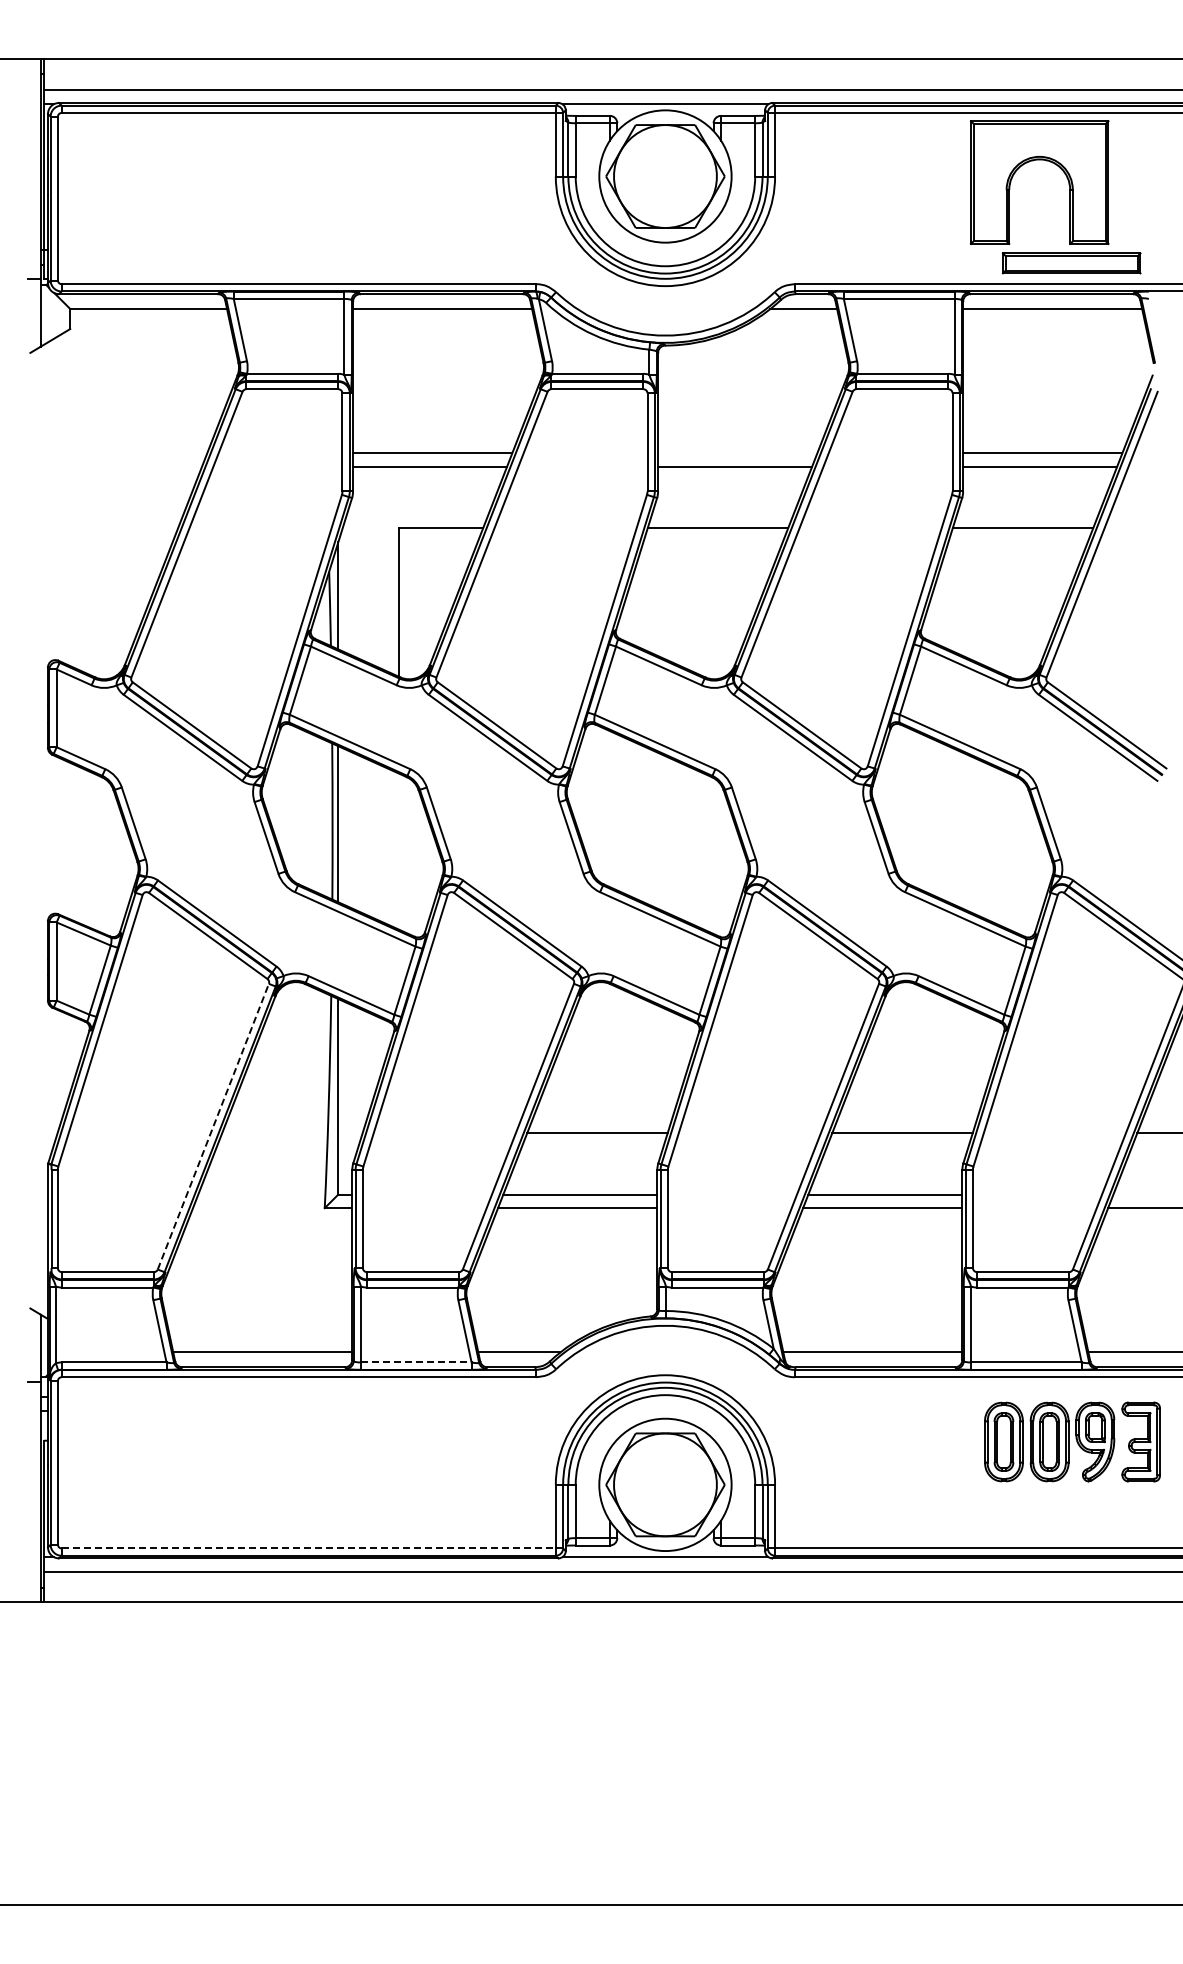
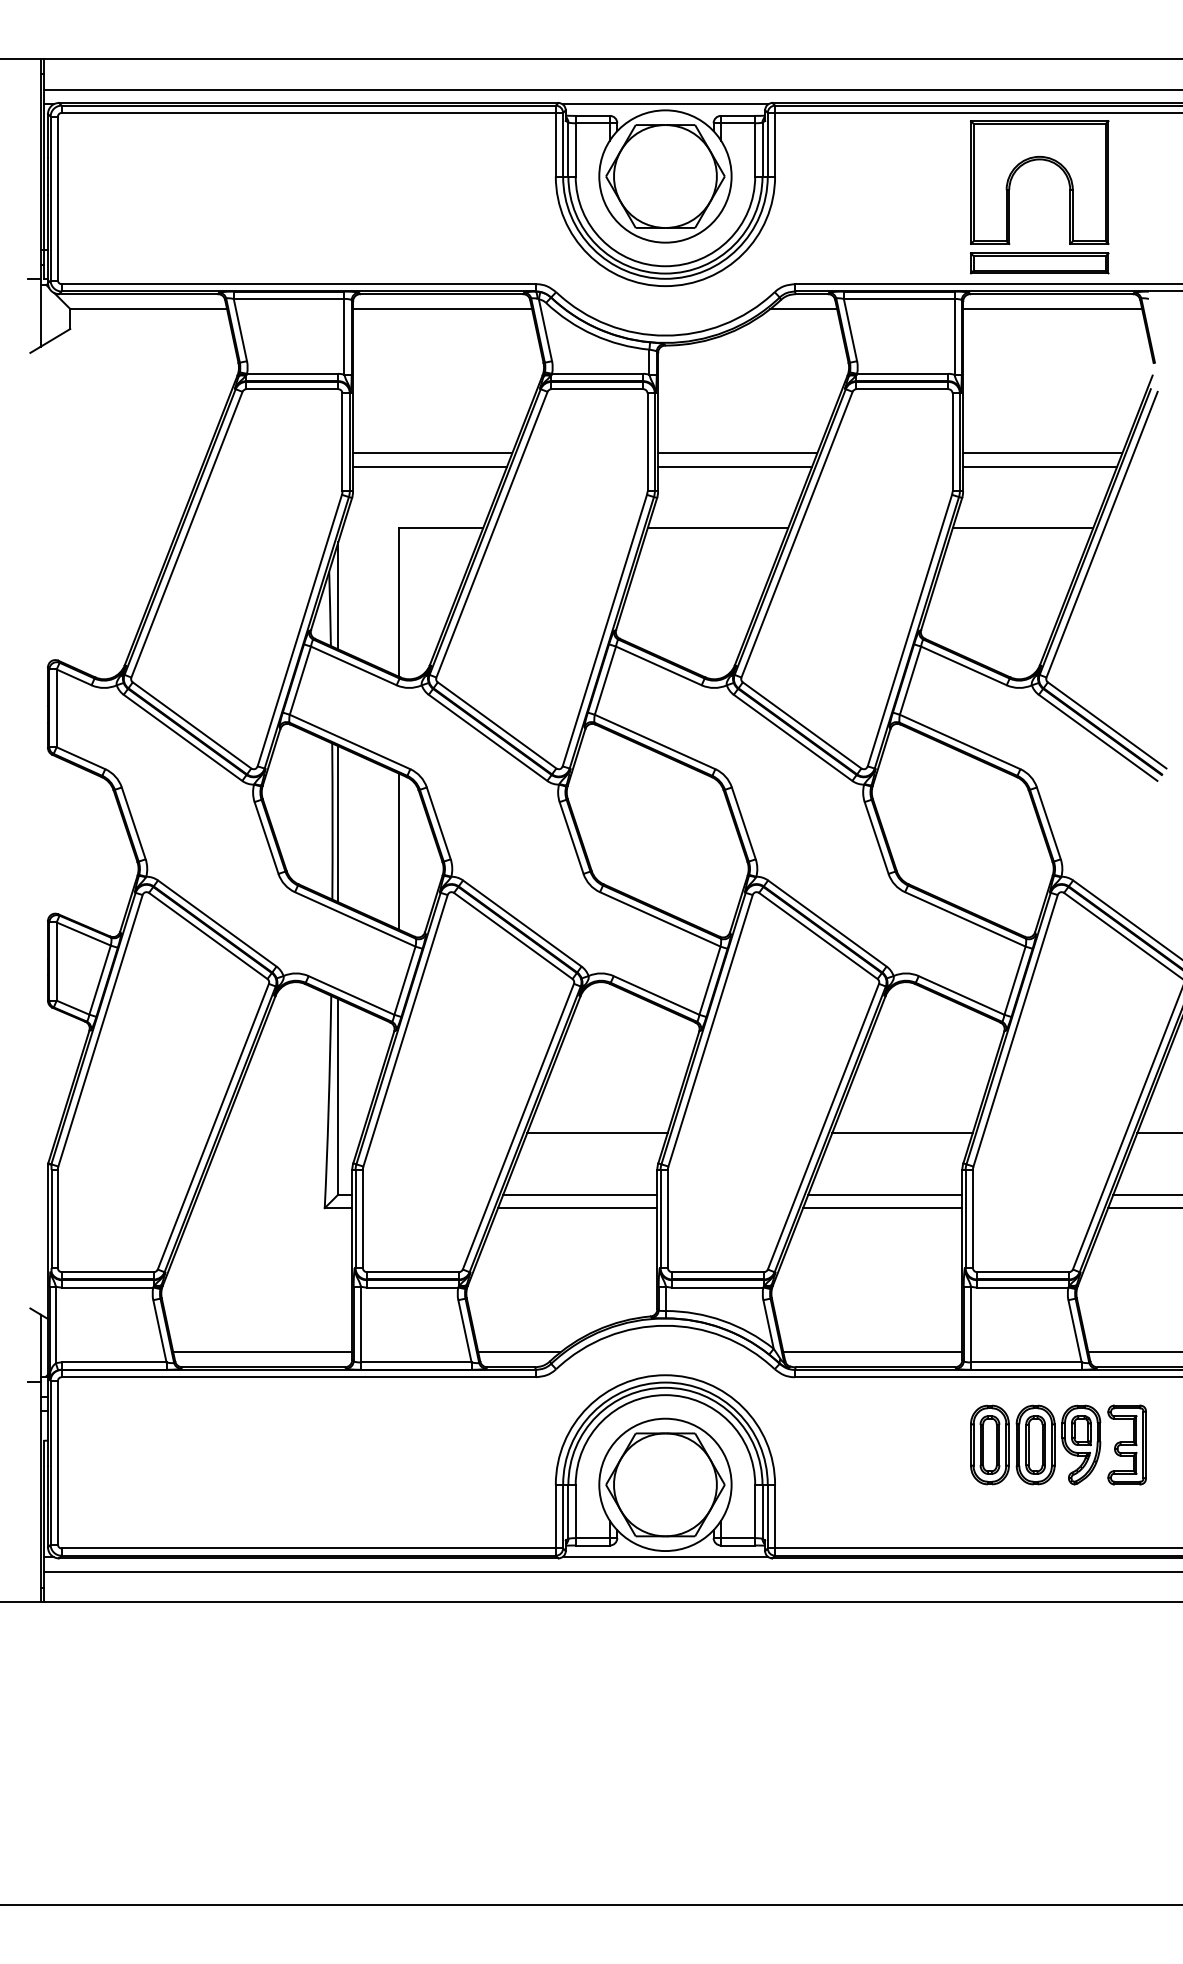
part position: (1071, 263) -> (1039, 263) (1039, 263)
line: none -> present (737, 453)
line: none -> present (399, 851)
line: dashed -> solid (213, 1126)
line: none -> present (1146, 1194)
line: dashed -> solid (416, 1362)
part position: (1072, 1441) -> (1058, 1444) (1058, 1444)
line: dashed -> solid (309, 1548)
